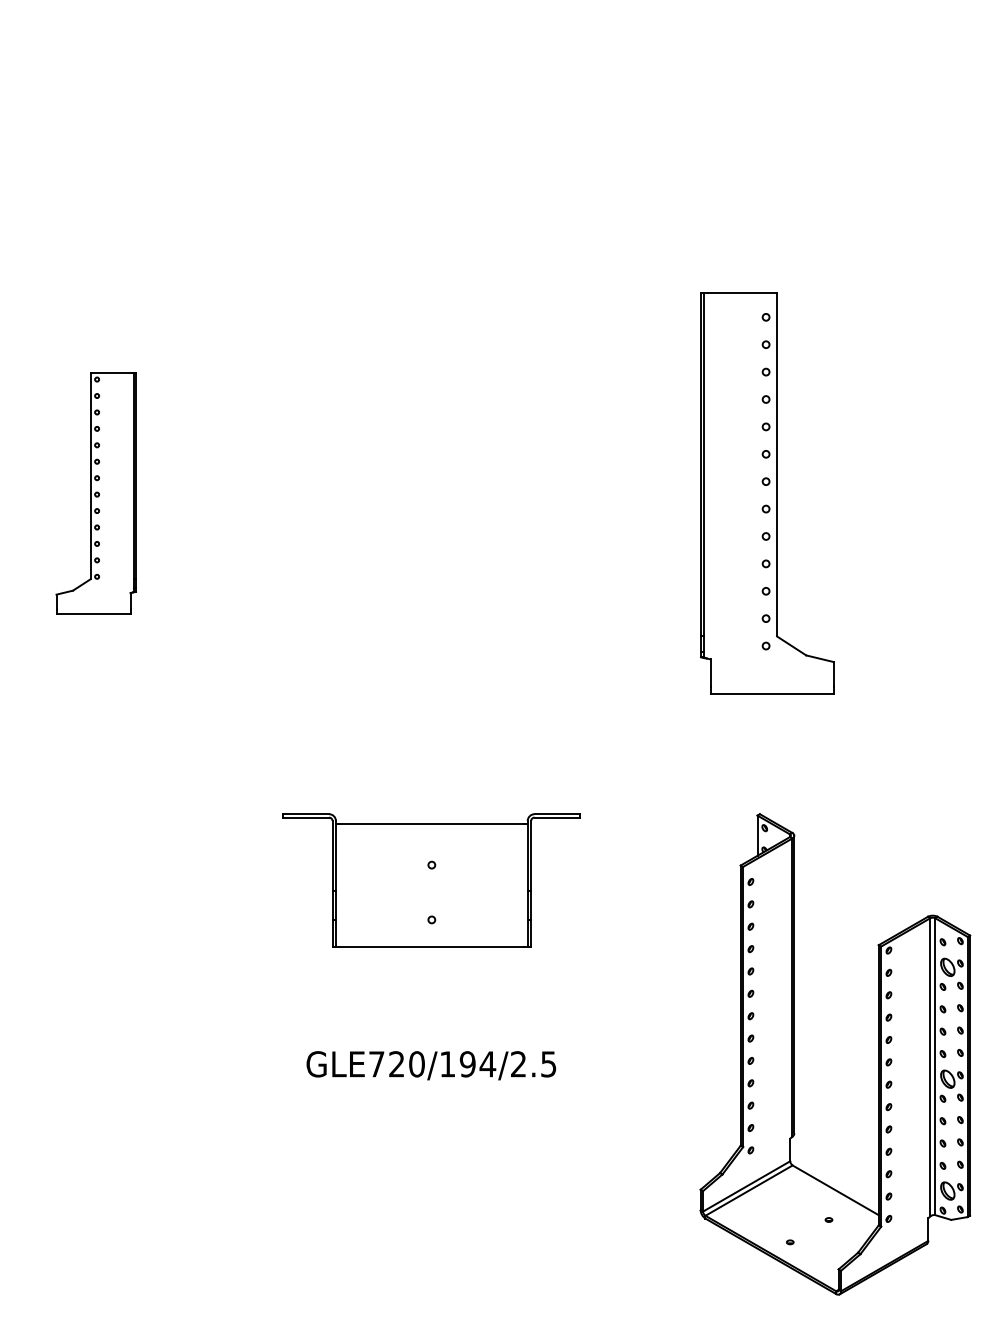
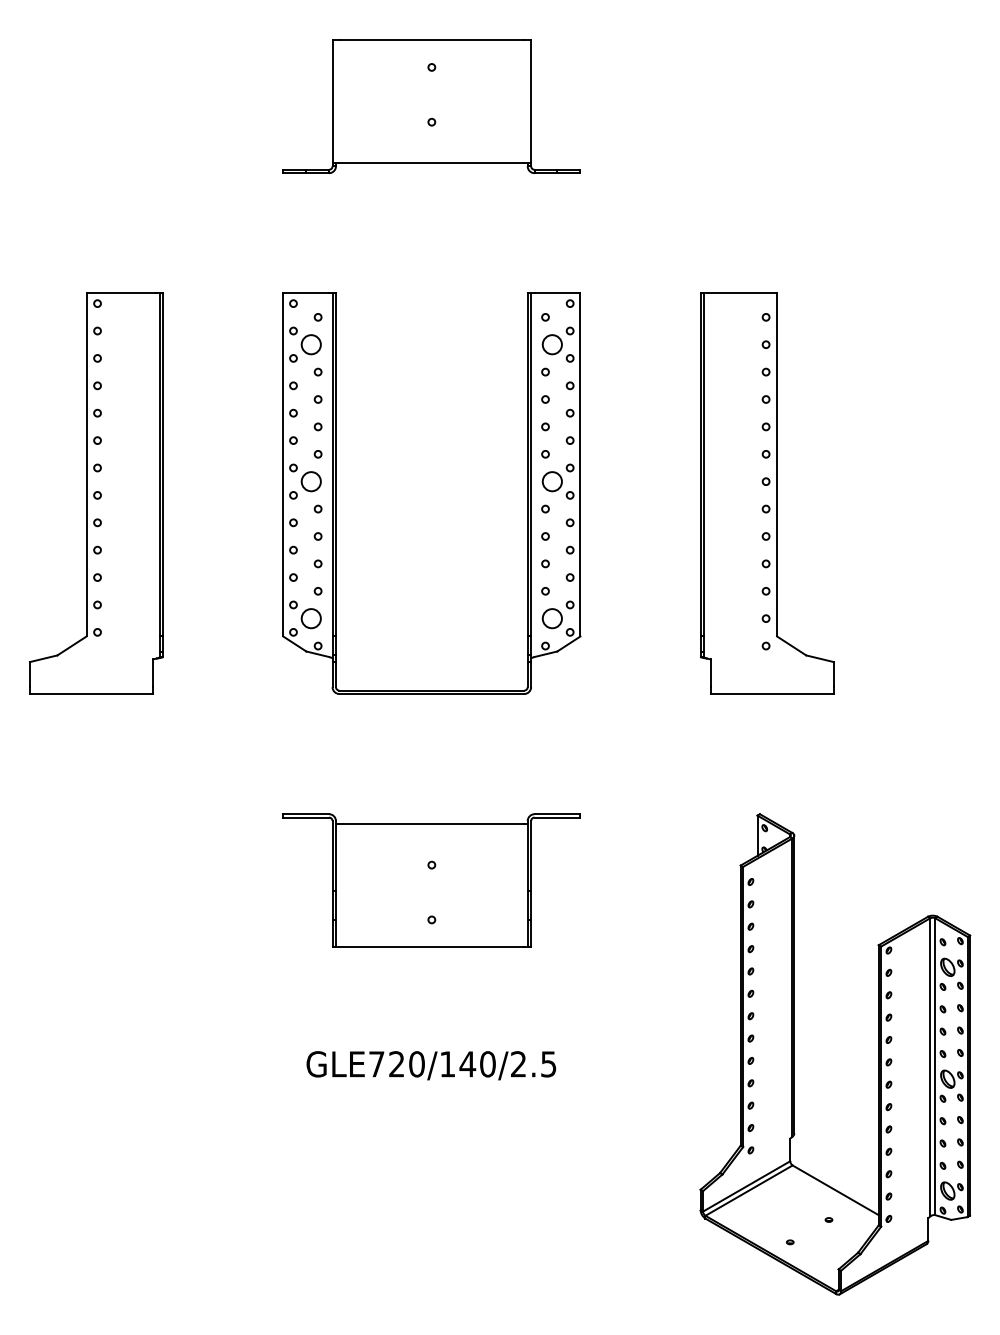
part: none -> present (431, 106)
part size: 82x243 px -> 135x403 px (96, 493)
part: none -> present (336, 493)
text: GLE720/194/2.5 -> GLE720/140/2.5 (477, 1064)
